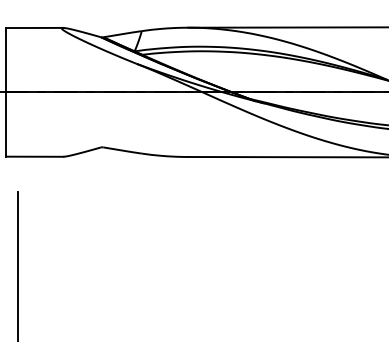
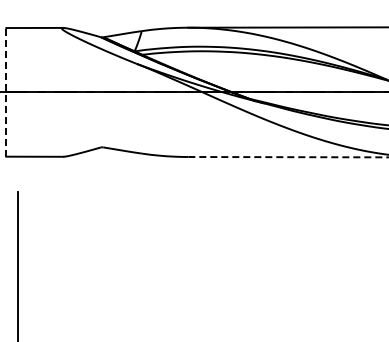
line: solid -> dashed (6, 91)
line: solid -> dashed (288, 157)
